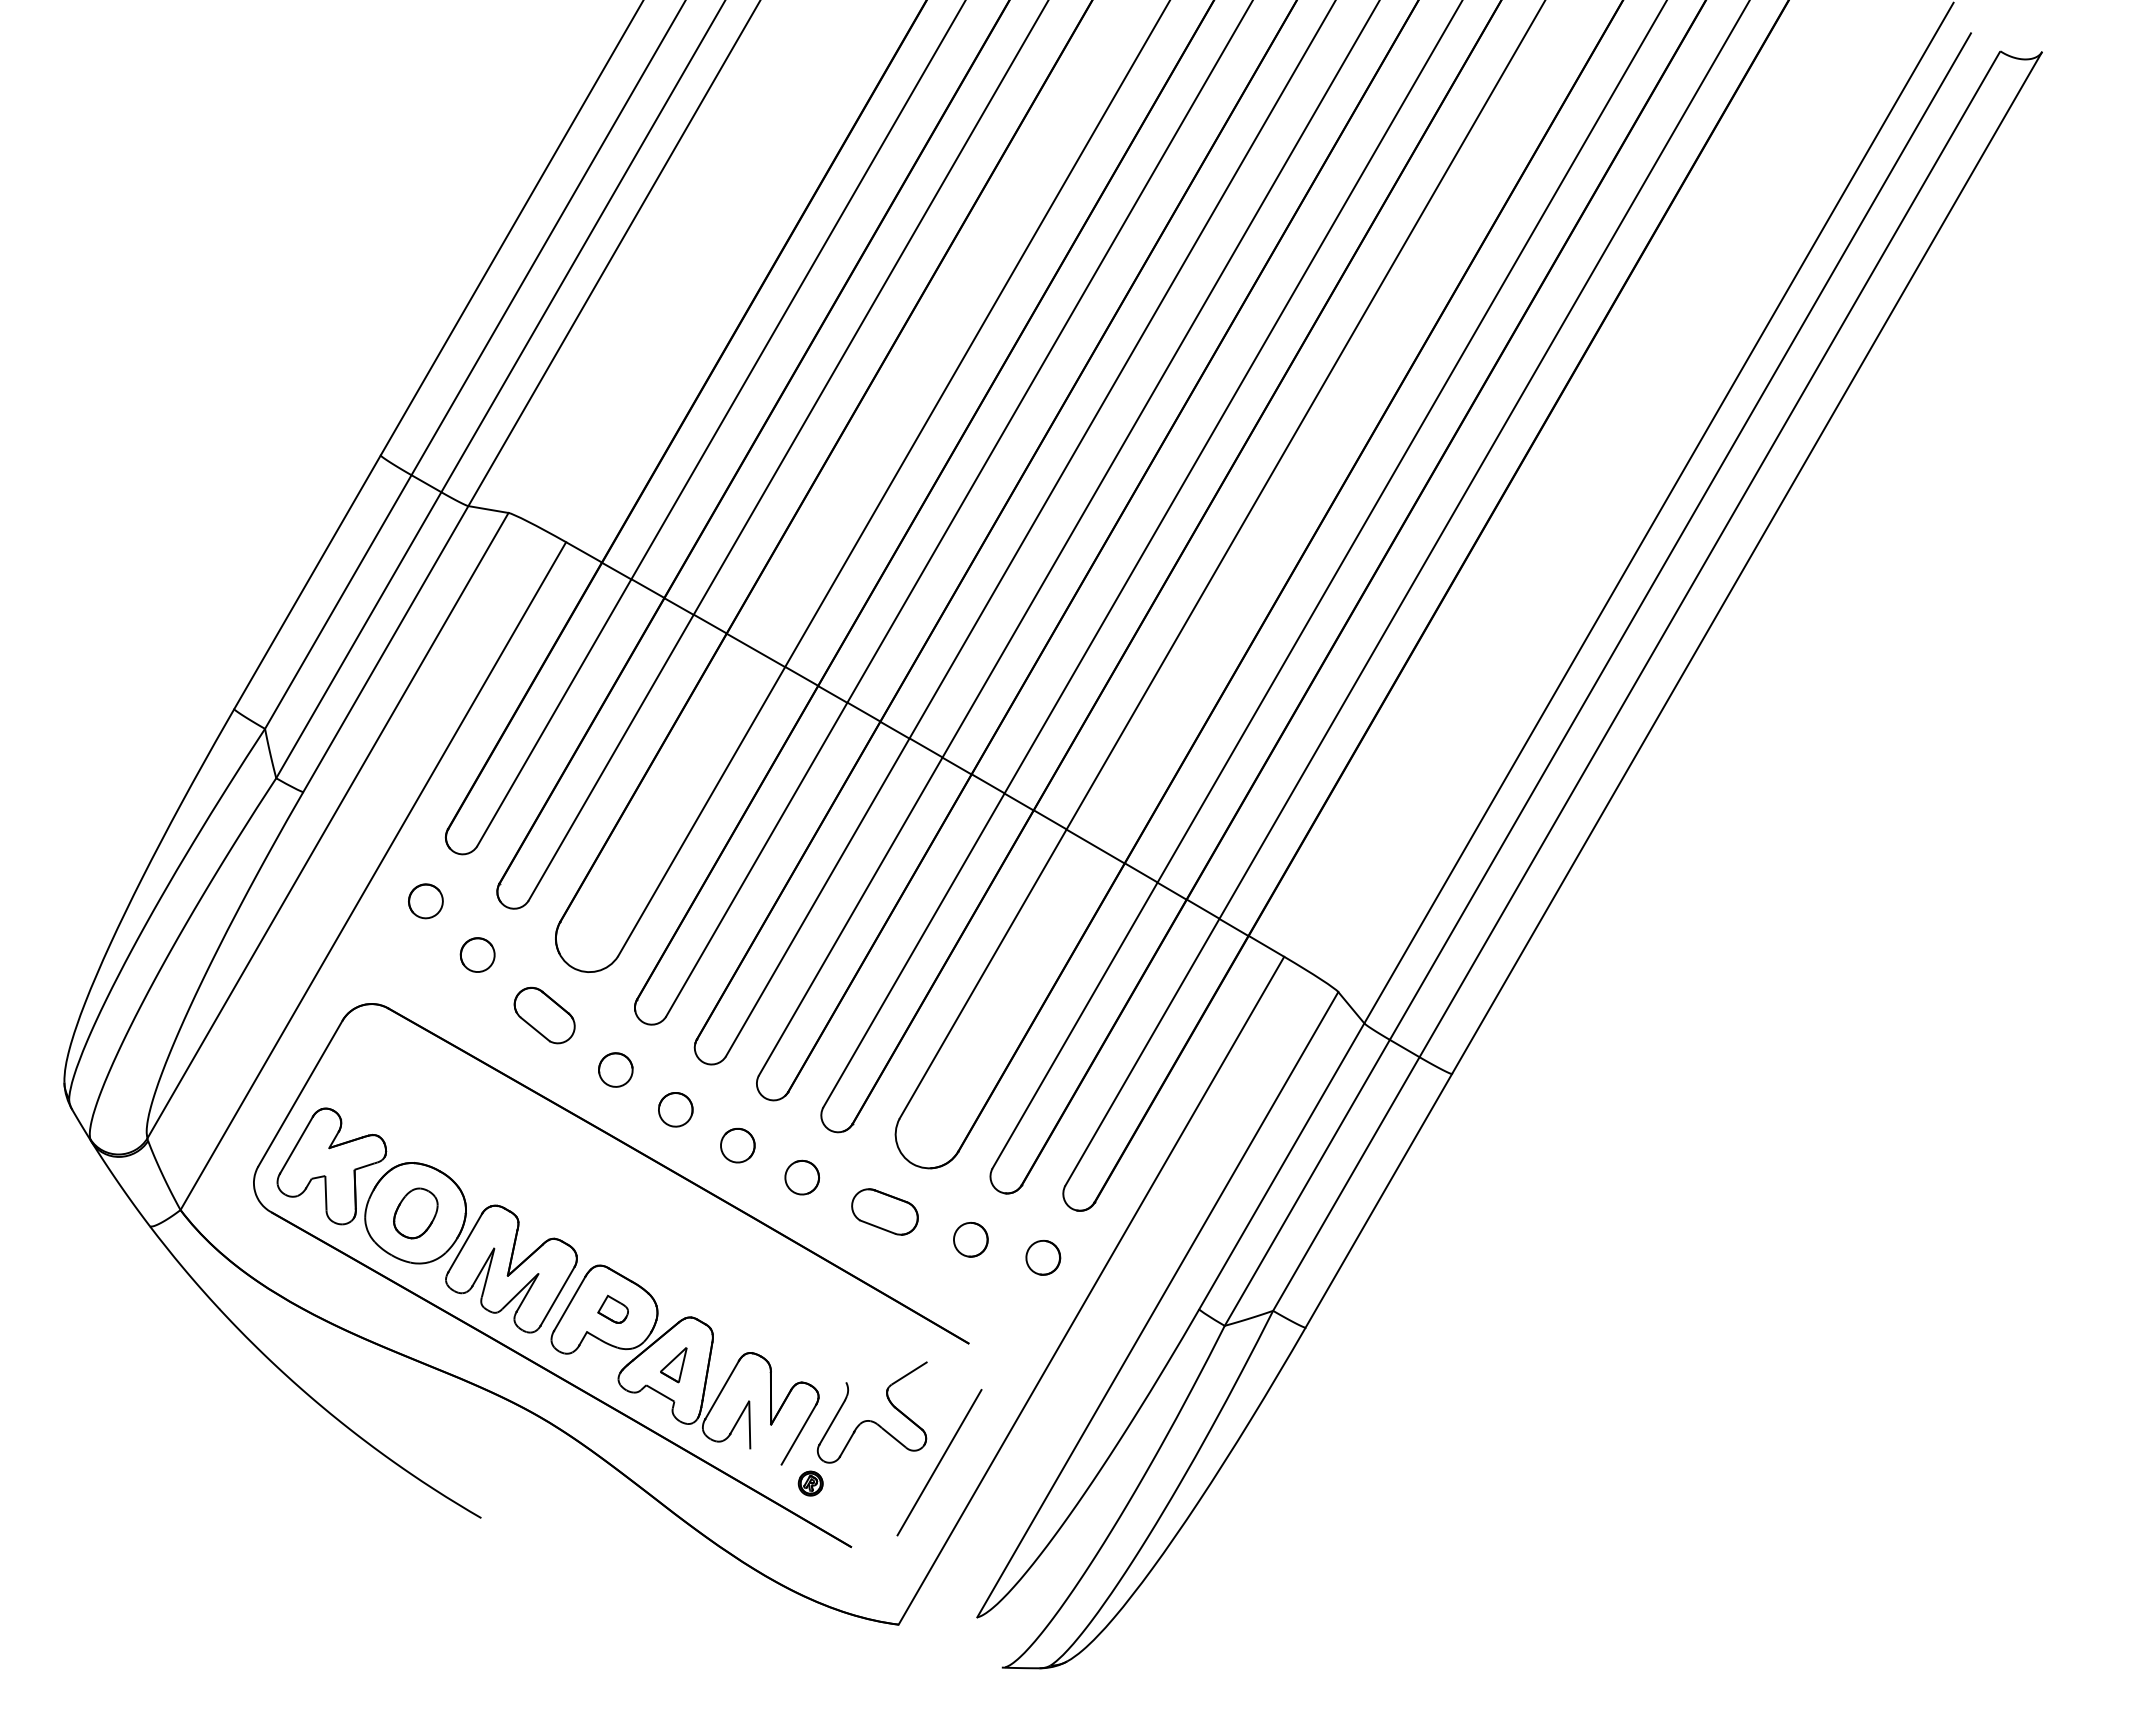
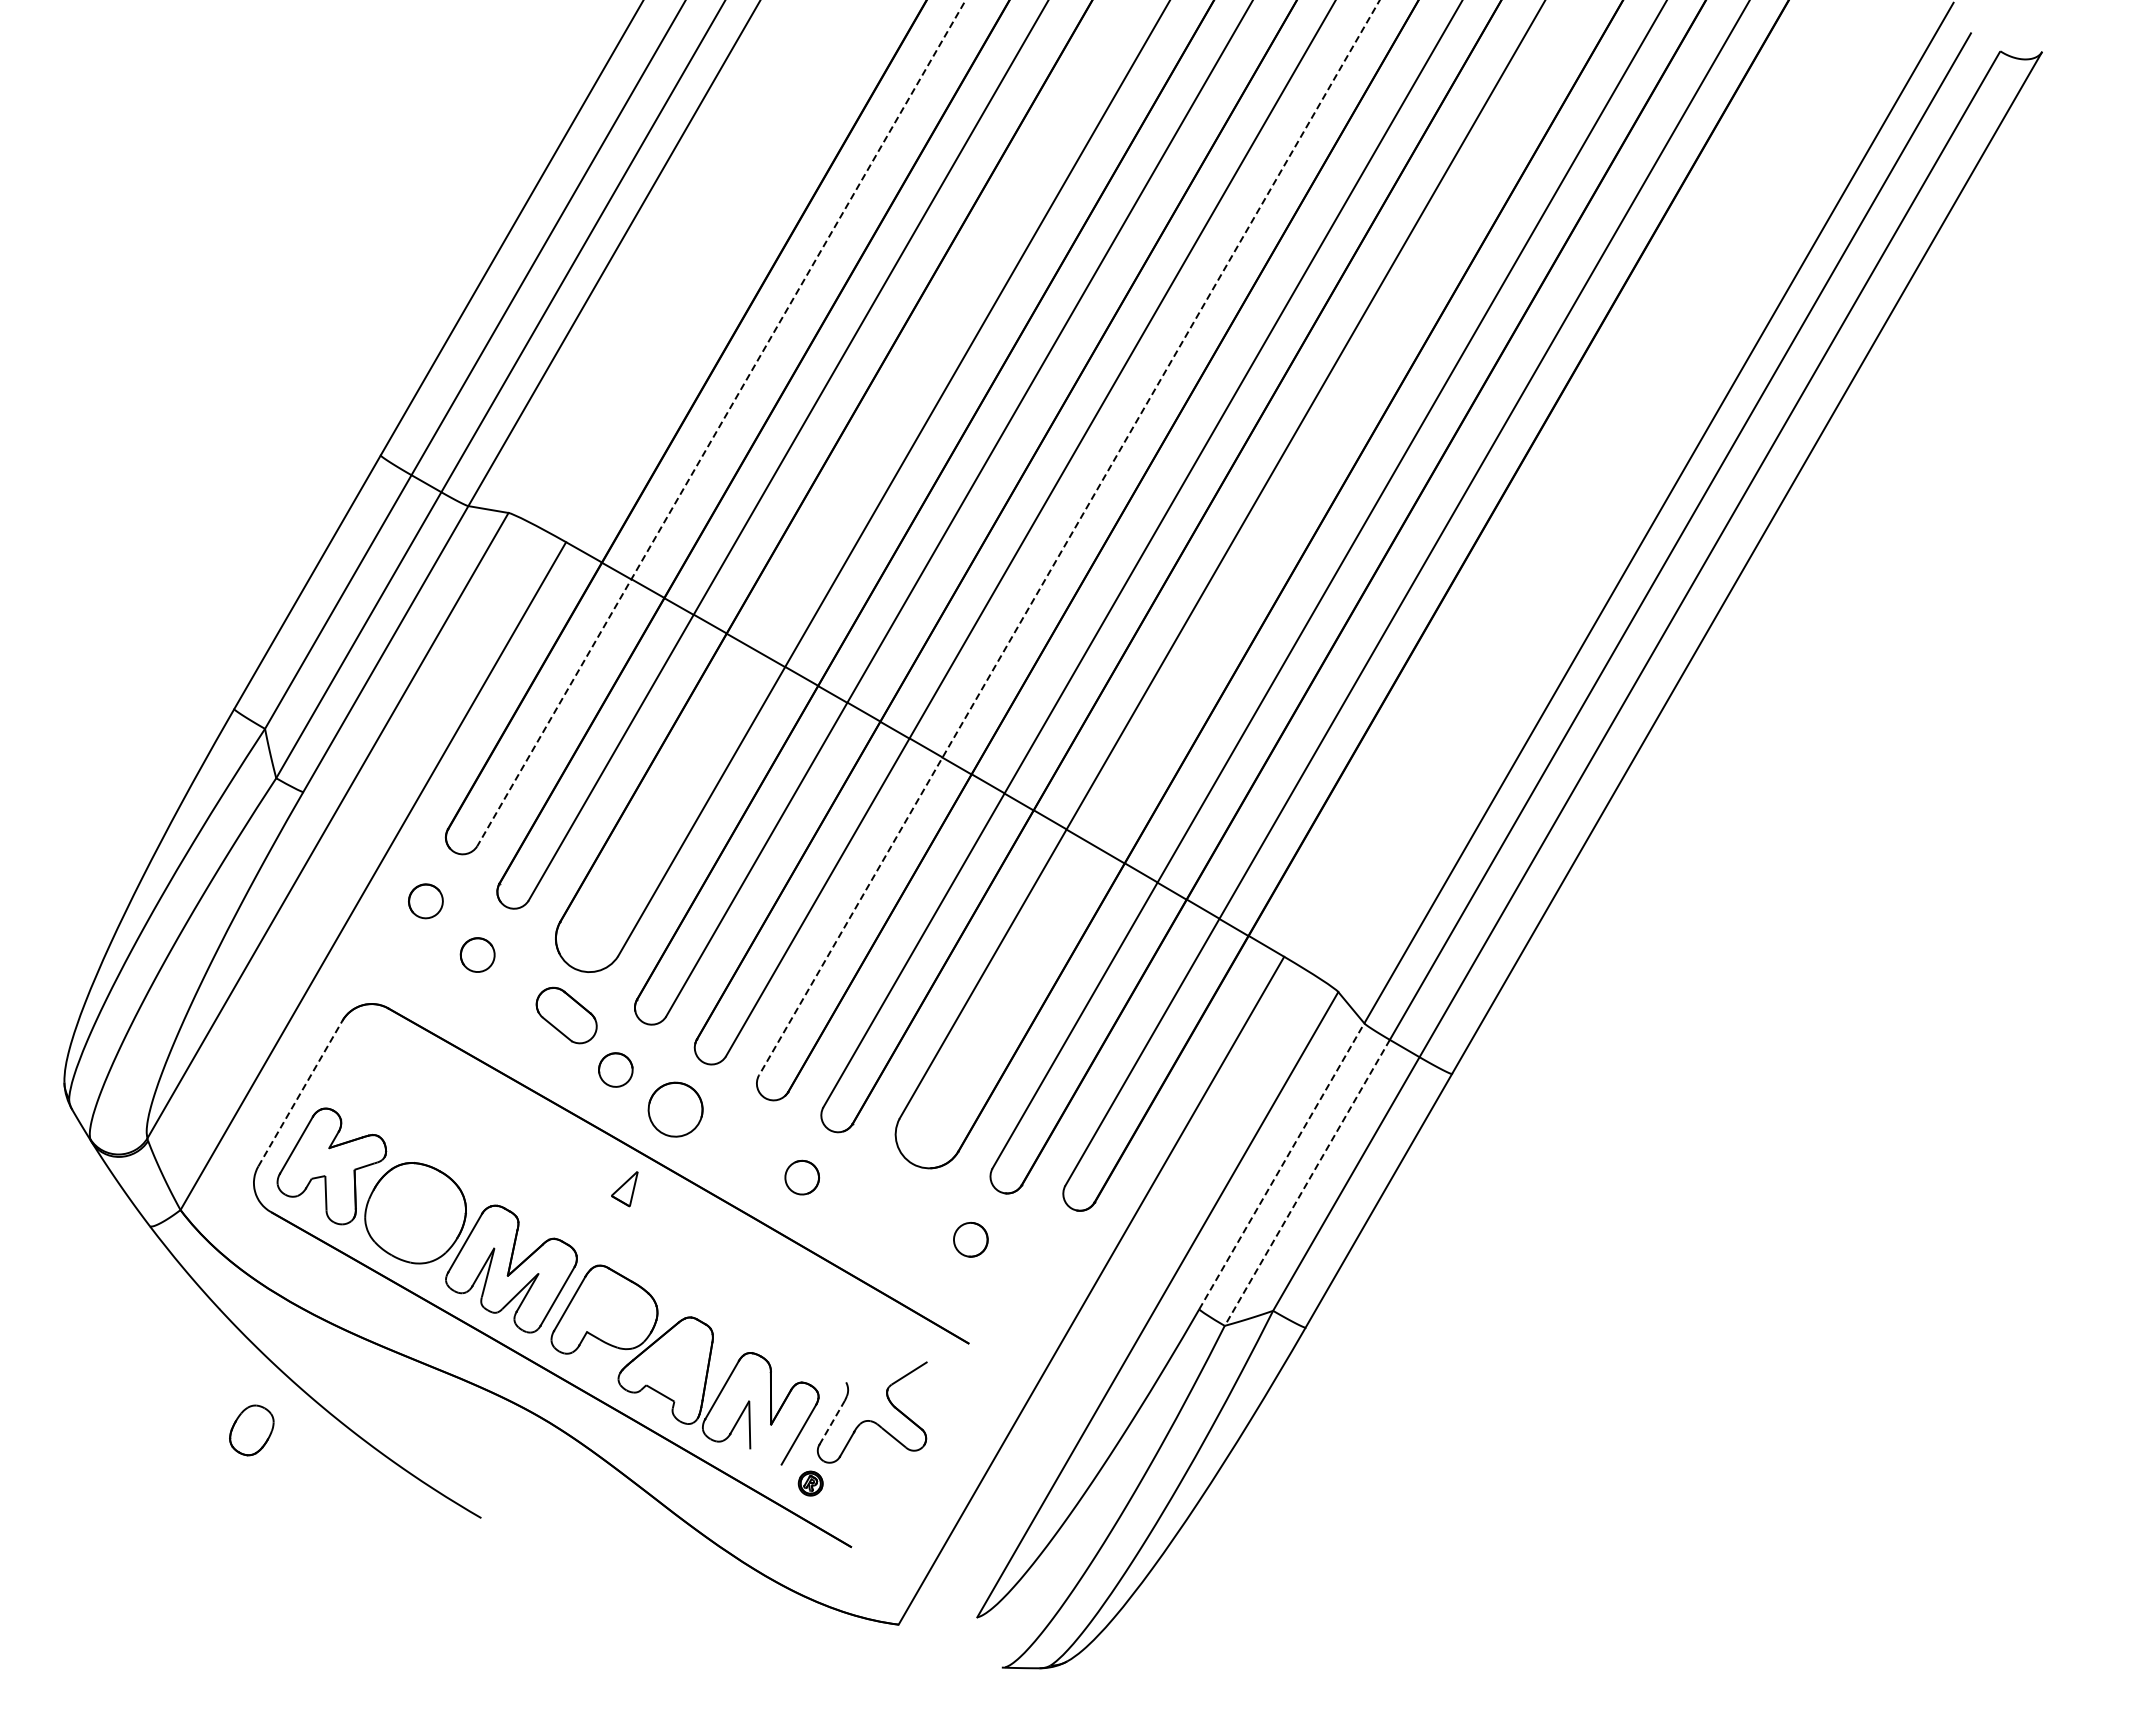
line: solid -> dashed (721, 423)
line: solid -> dashed (1069, 538)
part position: (544, 1015) -> (566, 1015) (566, 1015)
line: solid -> dashed (300, 1093)
part size: 36x36 px -> 57x57 px (675, 1109)
part: present -> none (737, 1145)
line: solid -> dashed (1282, 1165)
line: solid -> dashed (1307, 1183)
part: present -> none (884, 1211)
part position: (415, 1213) -> (251, 1430) (251, 1430)
part: present -> none (1043, 1257)
part: present -> none (612, 1308)
part position: (673, 1365) -> (624, 1189) (624, 1189)
line: solid -> dashed (832, 1422)
line: present -> none (939, 1462)
